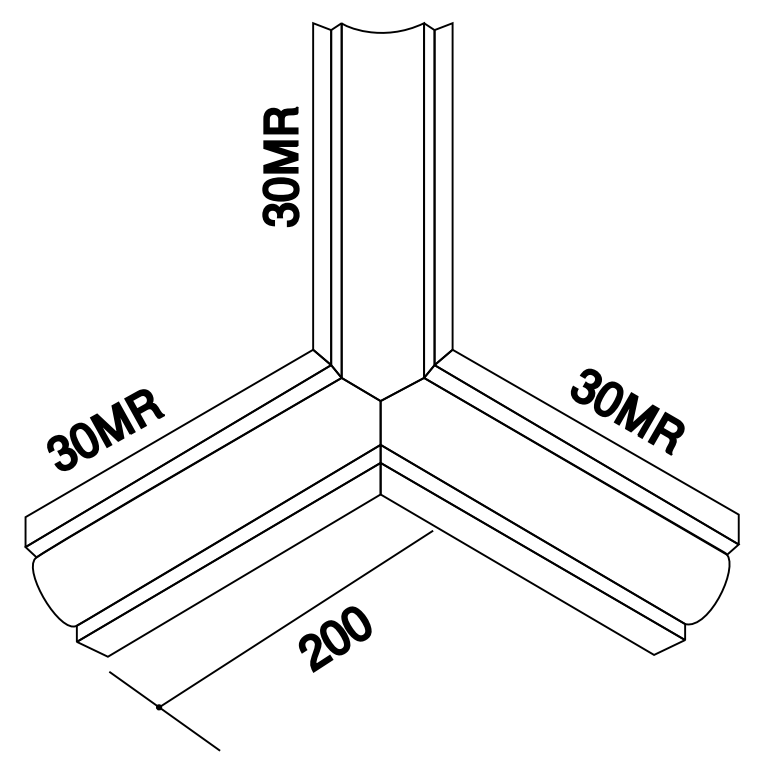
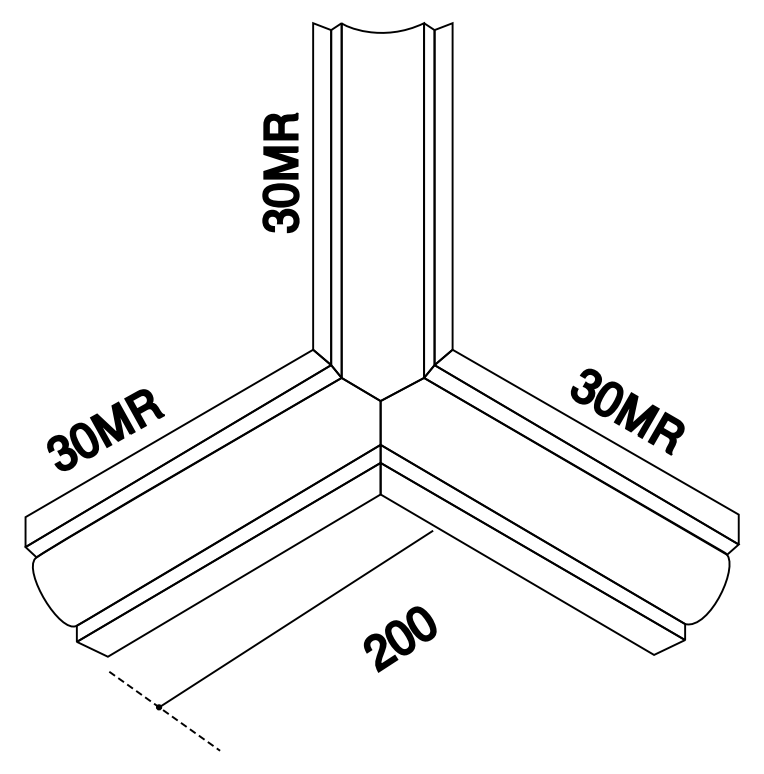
part position: (280, 166) -> (280, 172) (280, 172)
part position: (334, 639) -> (399, 639) (399, 639)
line: solid -> dashed (165, 711)
